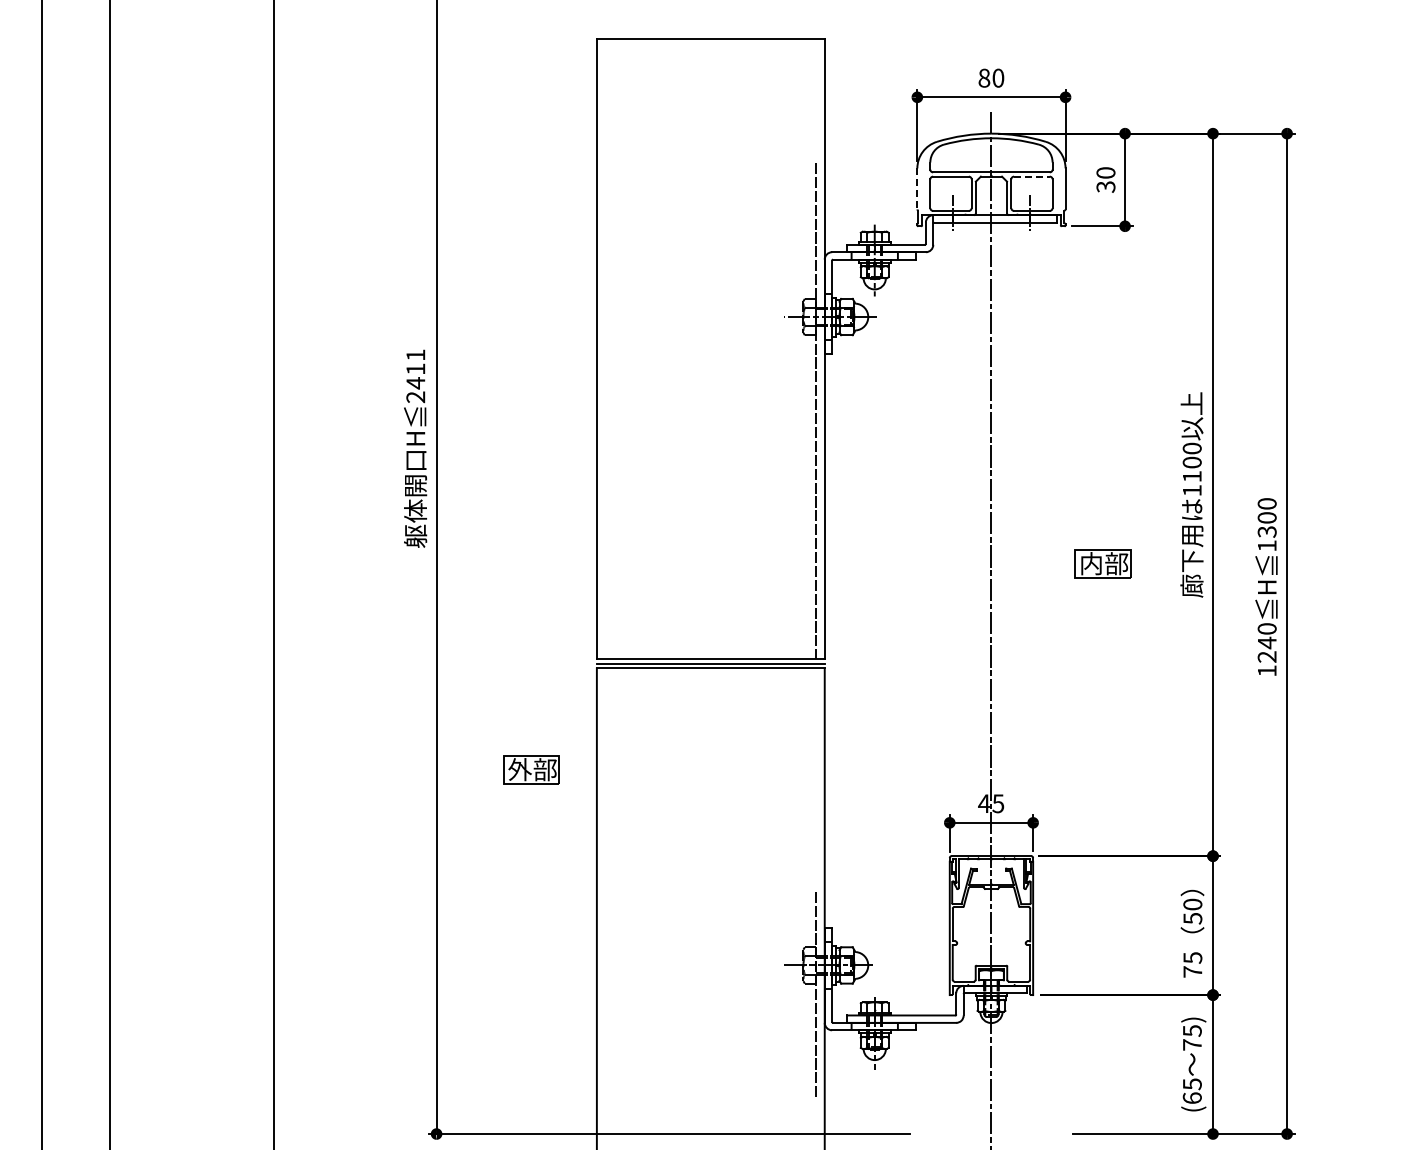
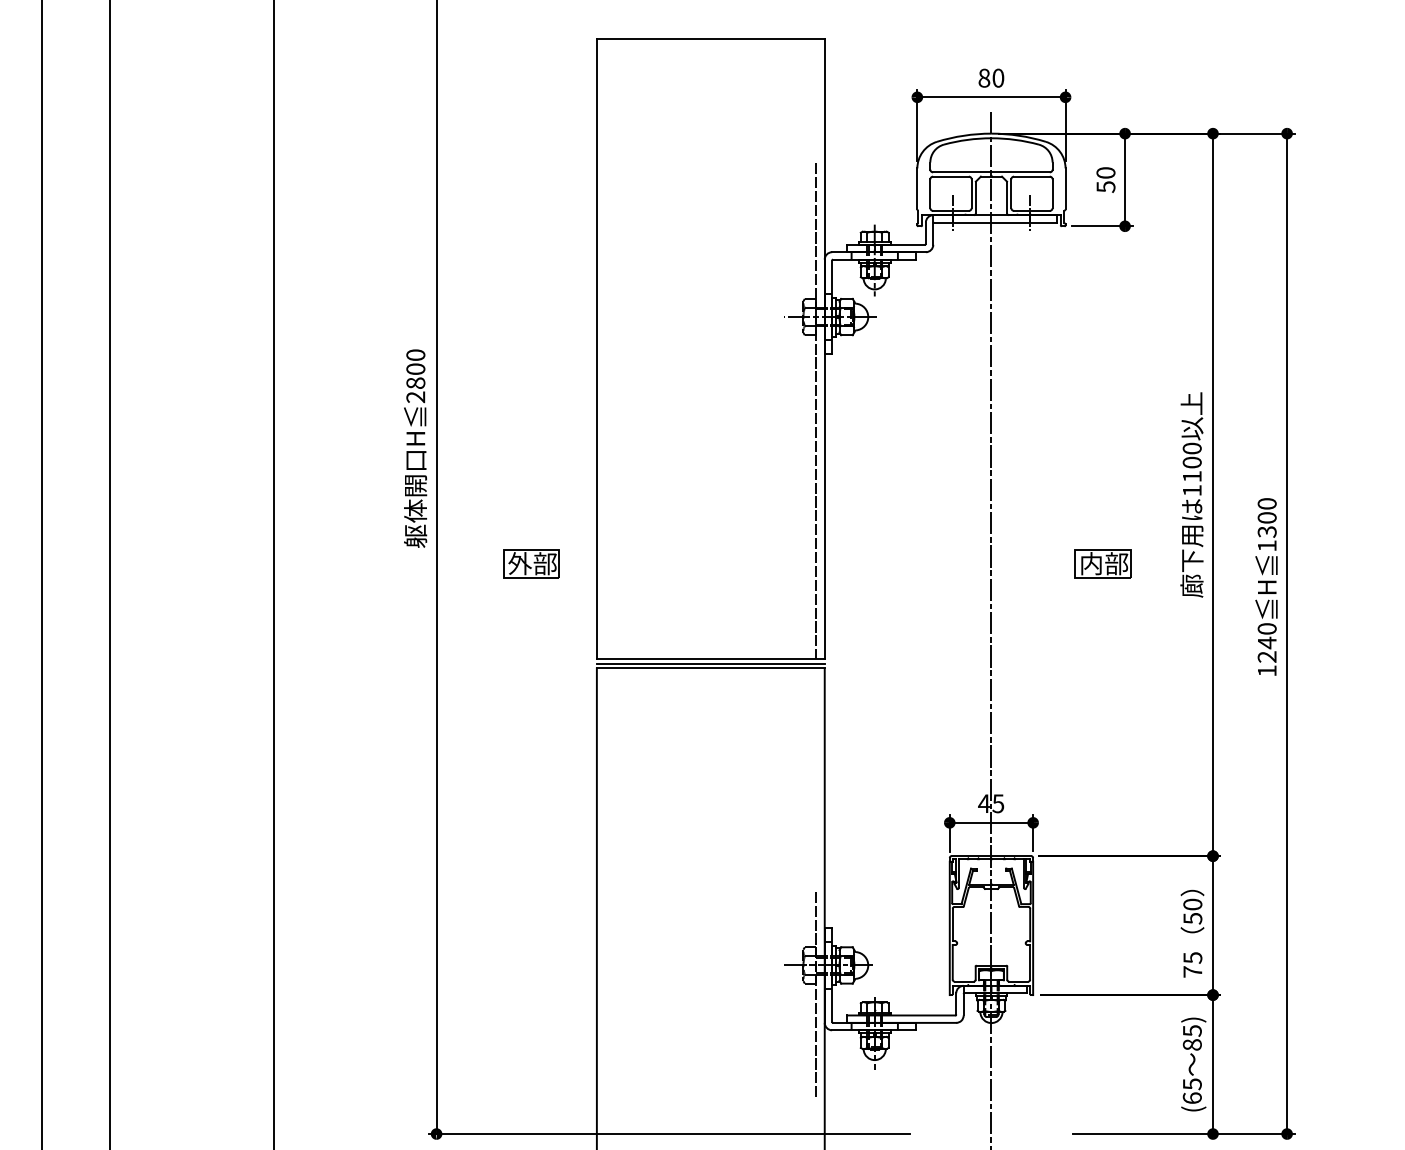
line: dashed -> solid (1031, 176)
text: 30 -> 50 (1105, 186)
line: dashed -> solid (917, 188)
text: 2411 -> 2800 (415, 369)
part position: (531, 769) -> (531, 563) (531, 563)
text: 75) -> 85) (1191, 1044)
